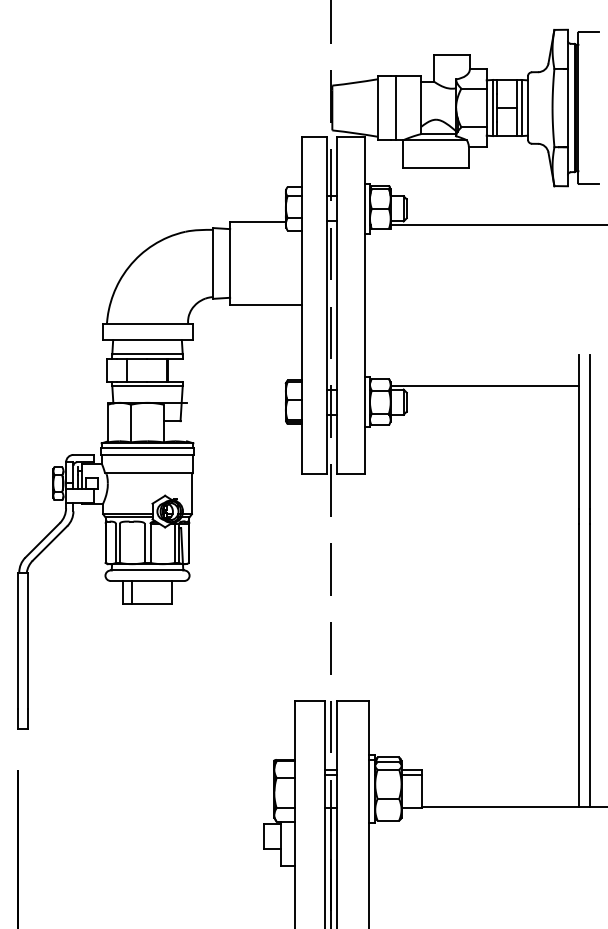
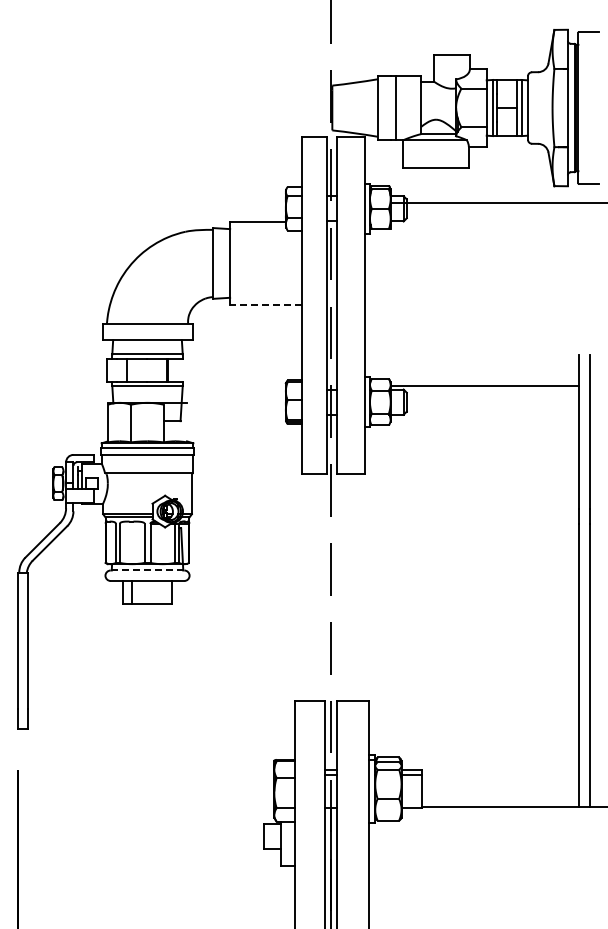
line position: (497, 225) -> (497, 203) (497, 203)
line: solid -> dashed (265, 305)
line: solid -> dashed (147, 570)
